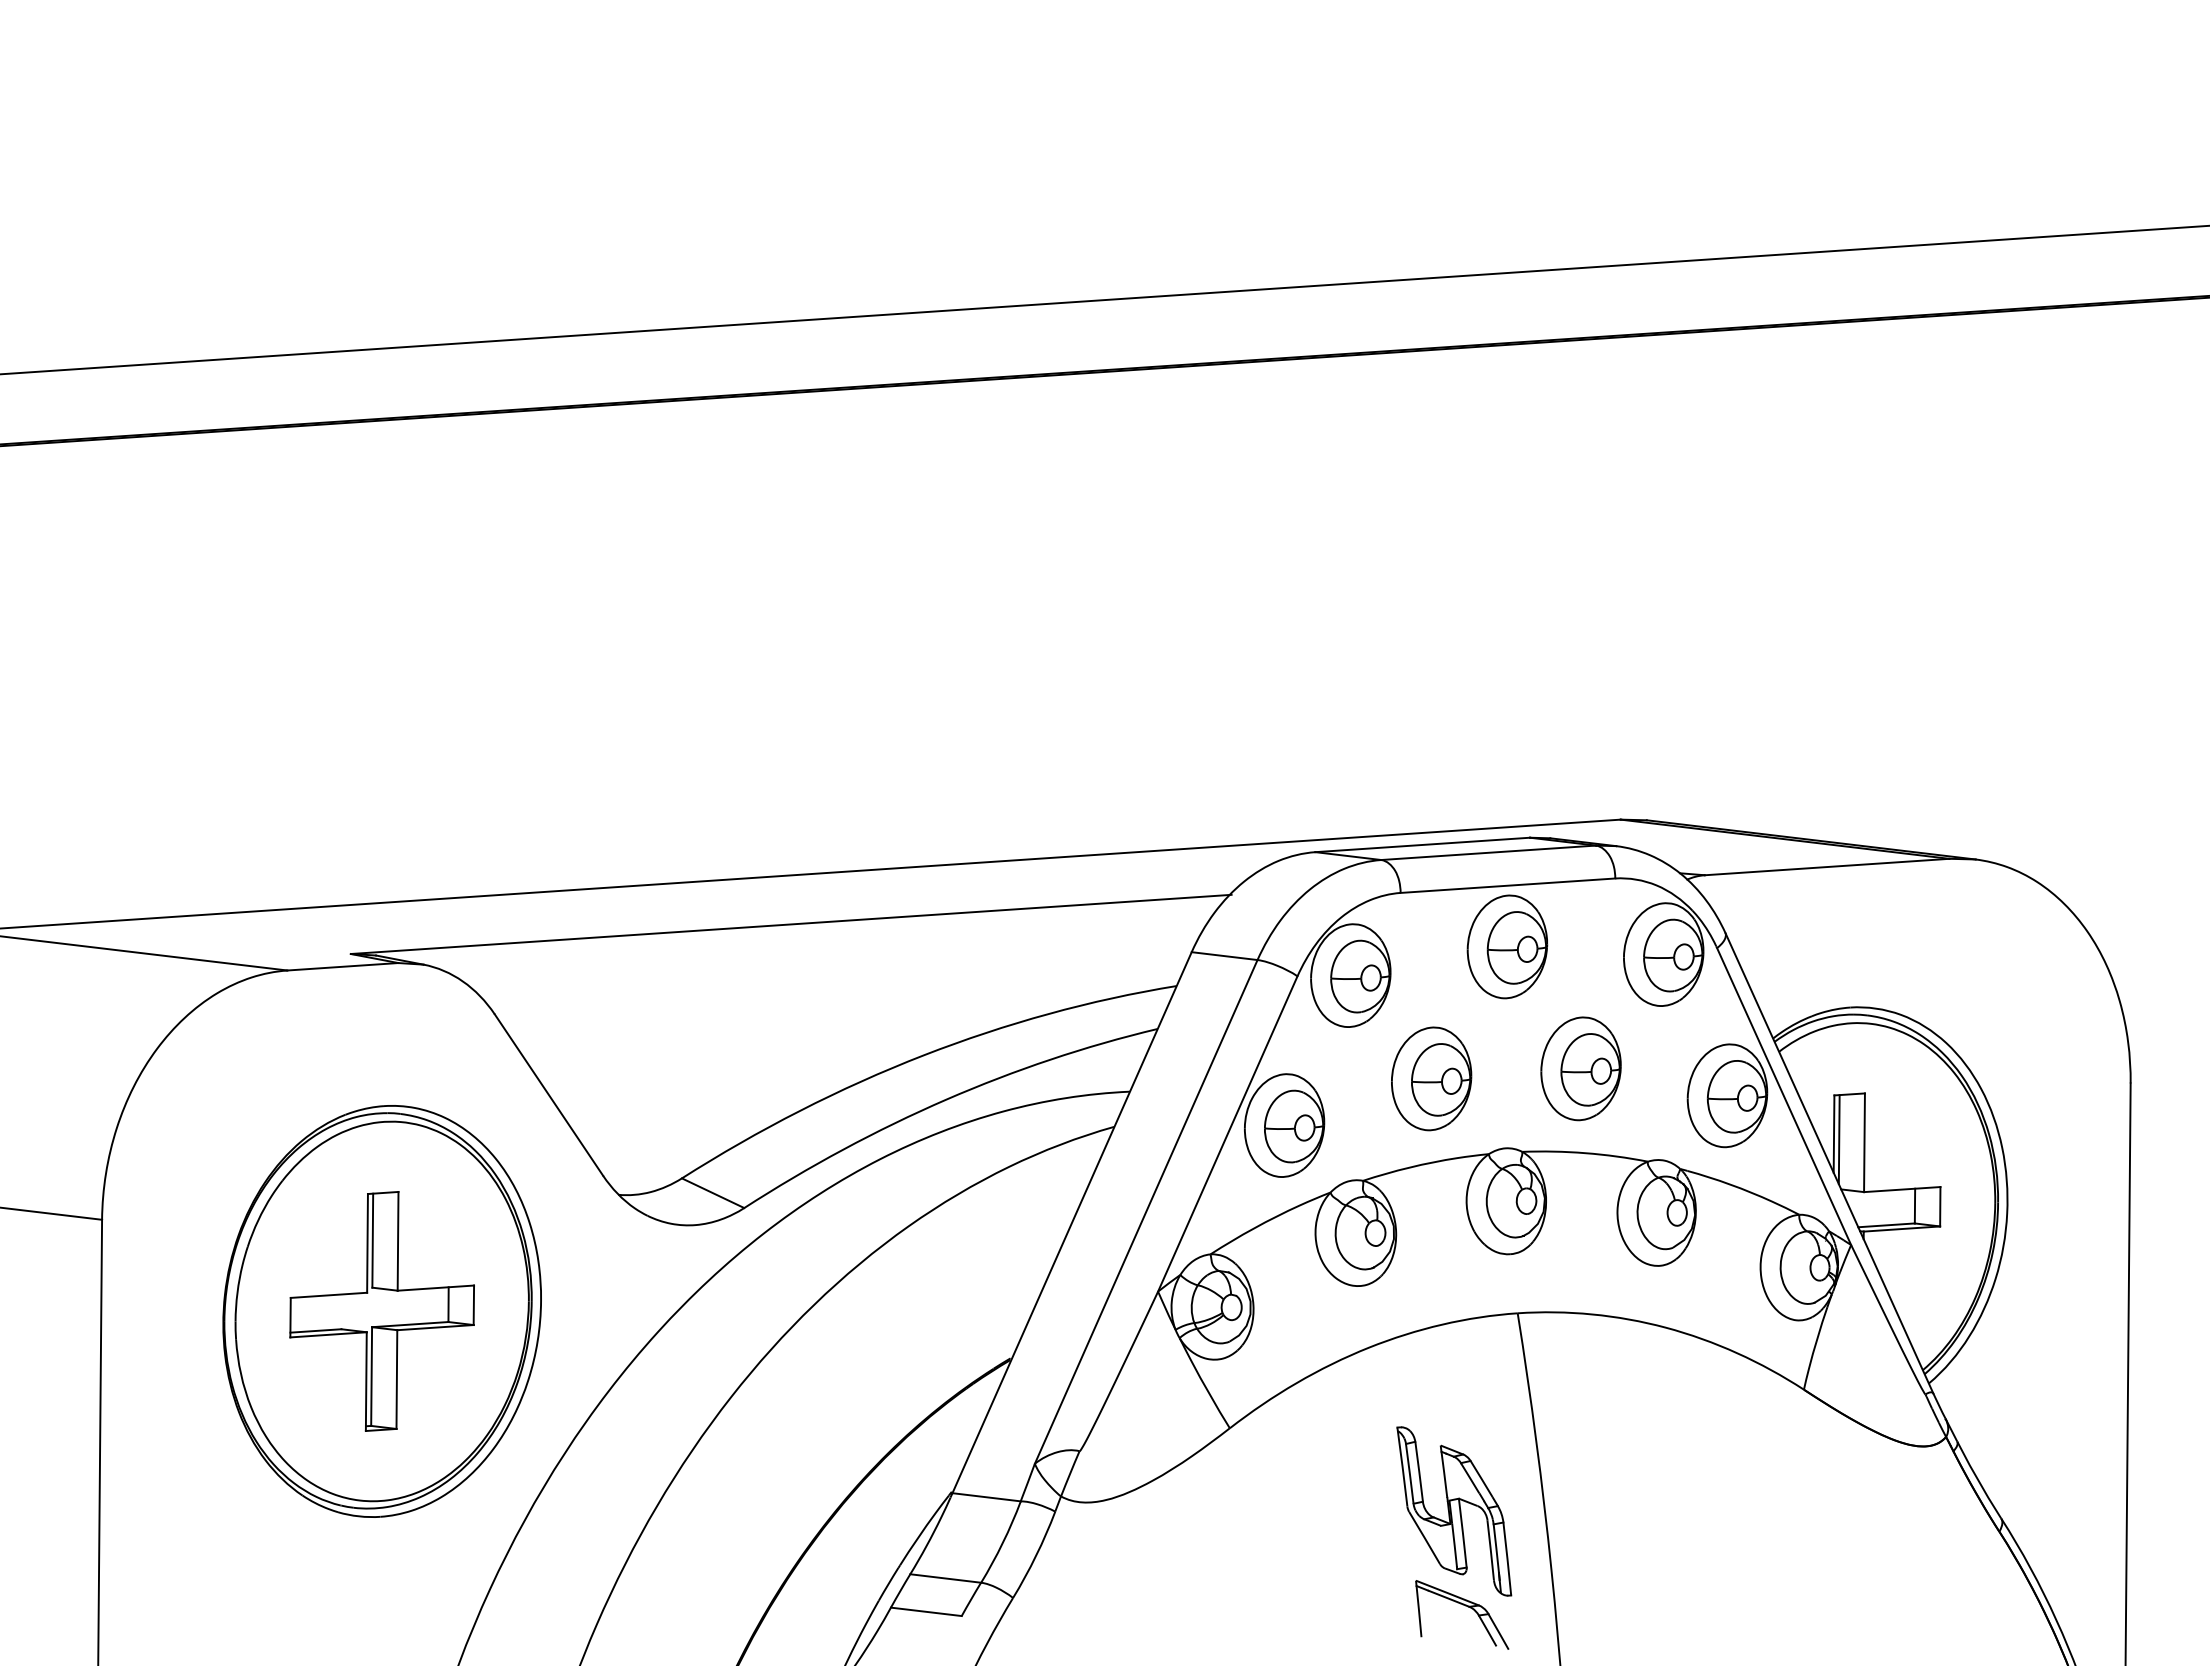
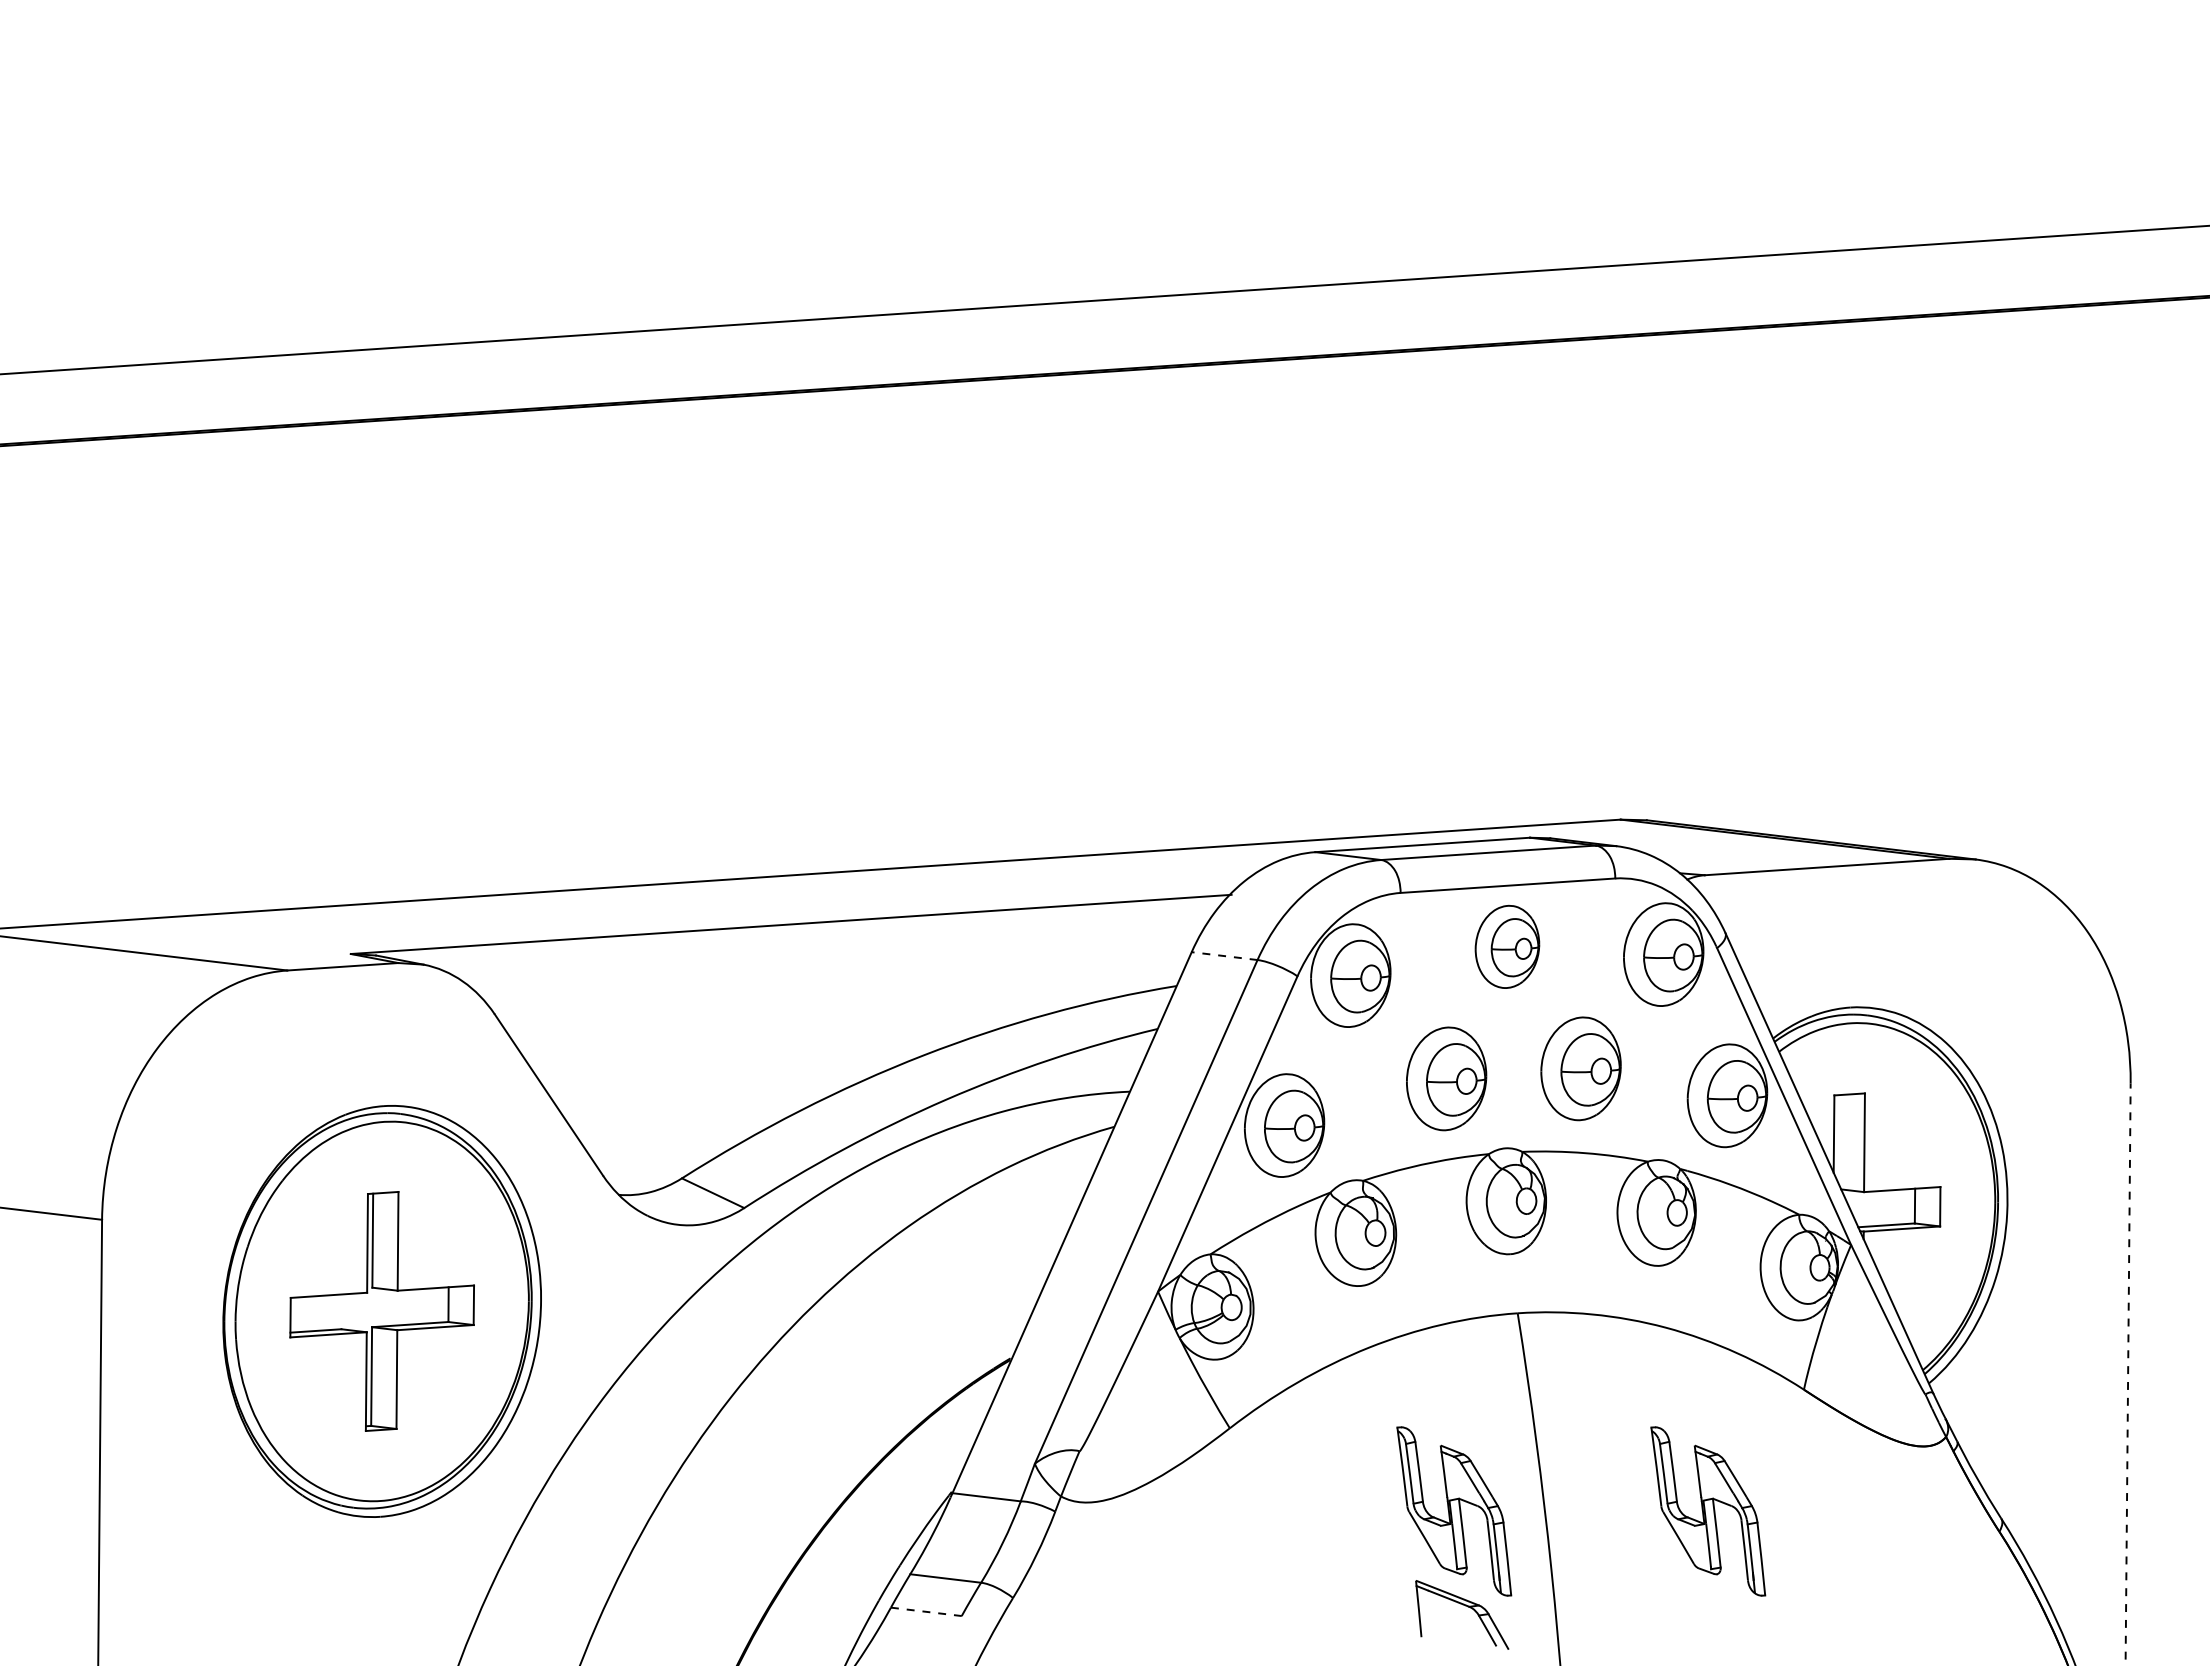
part size: 83x106 px -> 67x85 px (1507, 946)
line: solid -> dashed (1224, 956)
part position: (1431, 1078) -> (1446, 1078) (1446, 1078)
line: present -> none (1838, 1139)
line: solid -> dashed (2128, 1373)
part: none -> present (1708, 1511)
line: solid -> dashed (926, 1611)
